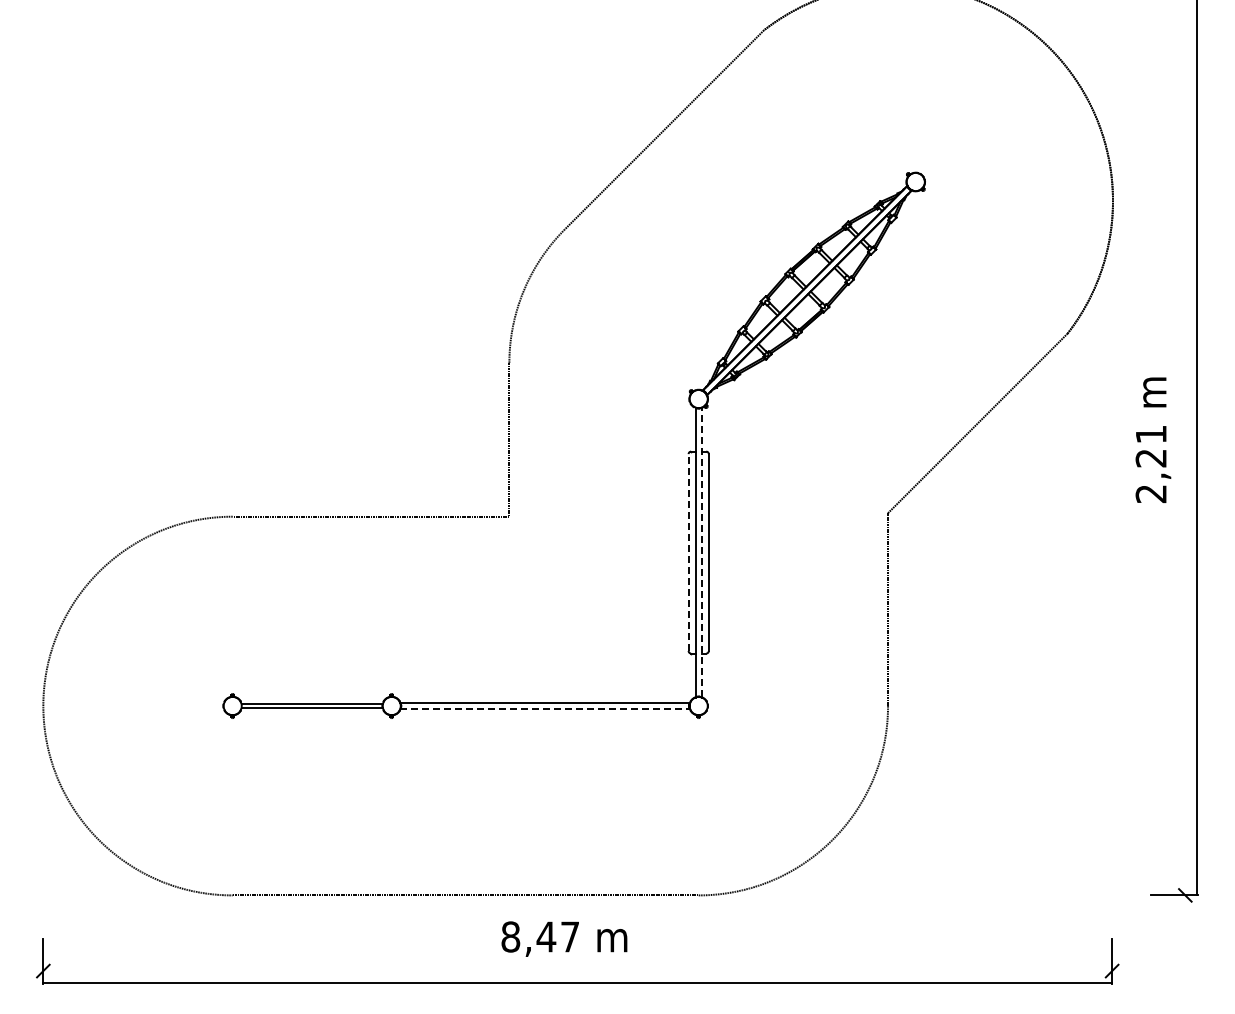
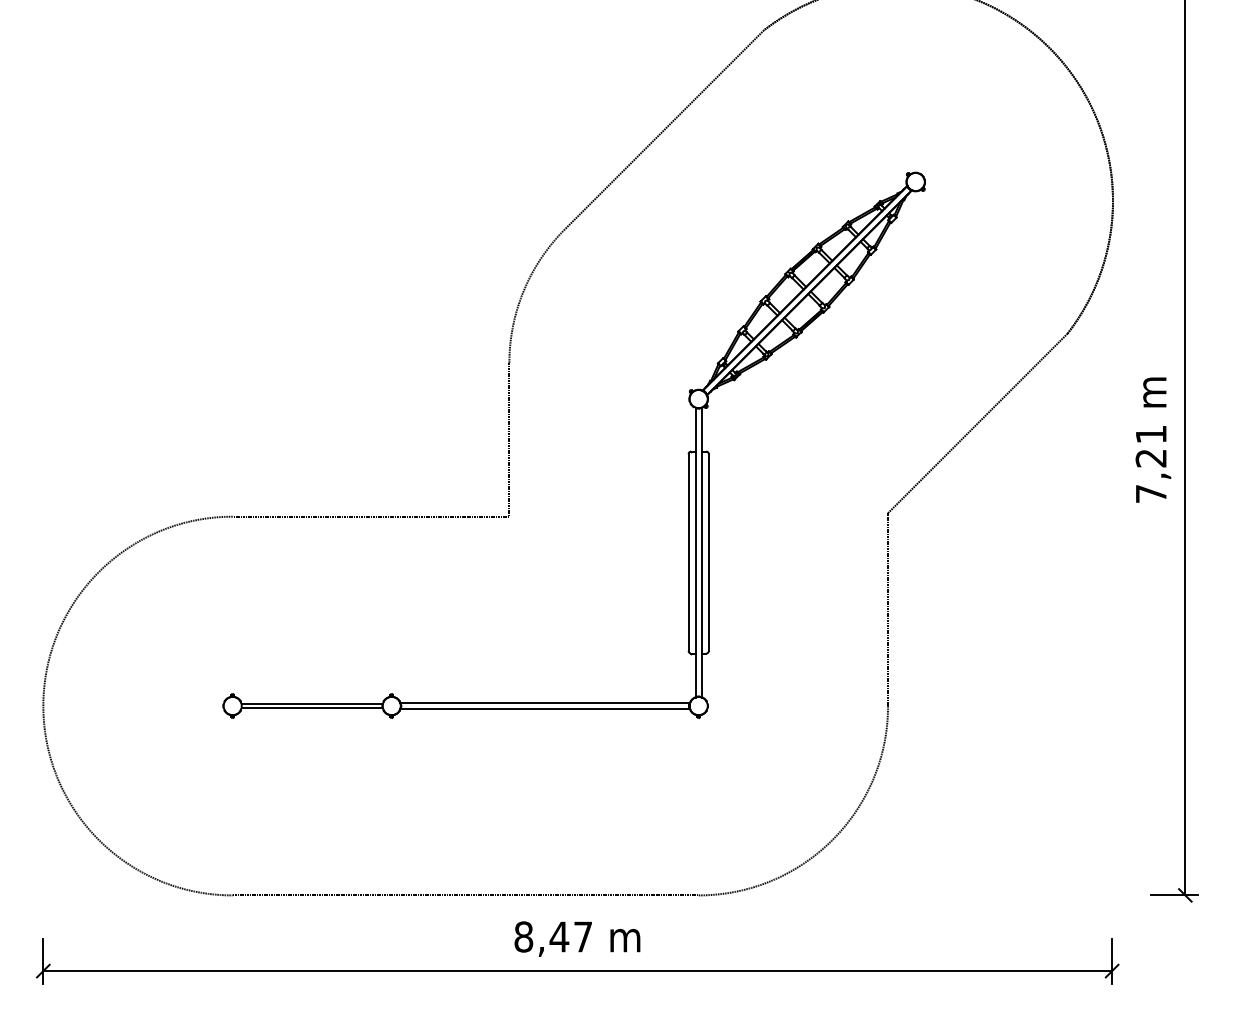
line position: (1197, 448) -> (1185, 448) (1185, 448)
text: 2,21 -> 7,21 (1150, 494)
line: dashed -> solid (688, 552)
line: dashed -> solid (701, 552)
line: dashed -> solid (545, 709)
text position: (564, 938) -> (577, 938) (577, 938)
line position: (577, 983) -> (577, 971) (577, 971)
